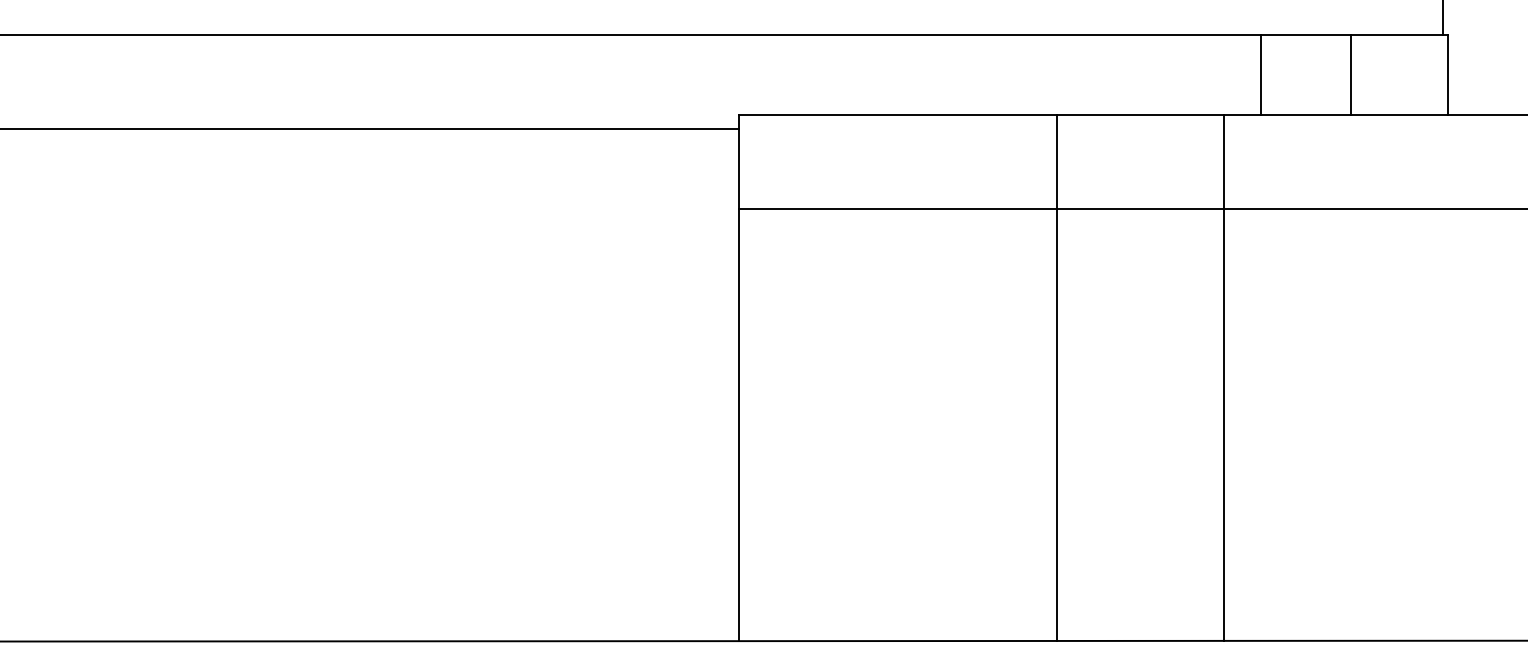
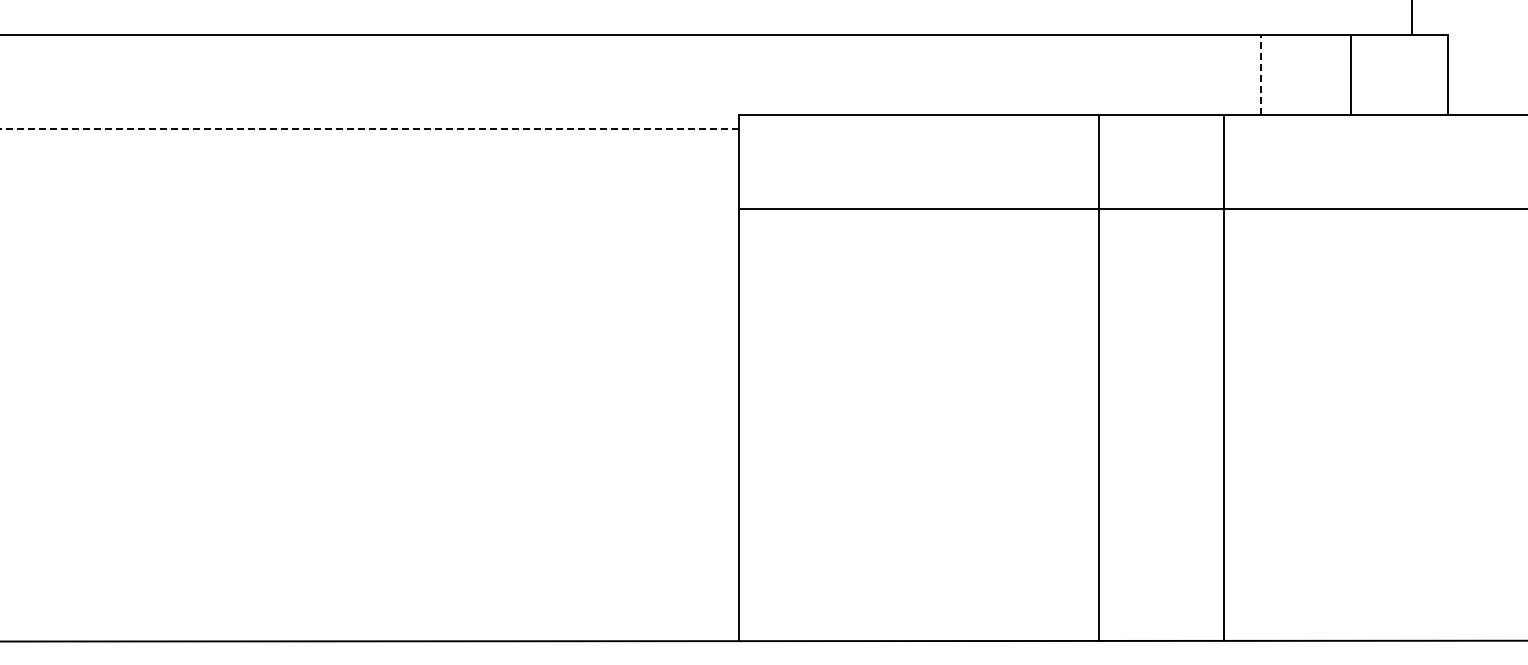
line position: (1442, 18) -> (1411, 18) (1411, 18)
line: solid -> dashed (1260, 74)
line: solid -> dashed (369, 128)
line position: (1057, 377) -> (1099, 377) (1099, 377)
